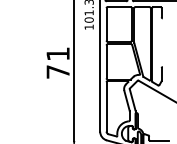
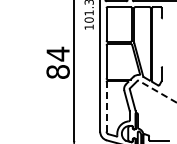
text: 71 -> 84 (57, 62)
line: solid -> dashed (157, 91)
line: solid -> dashed (106, 106)
